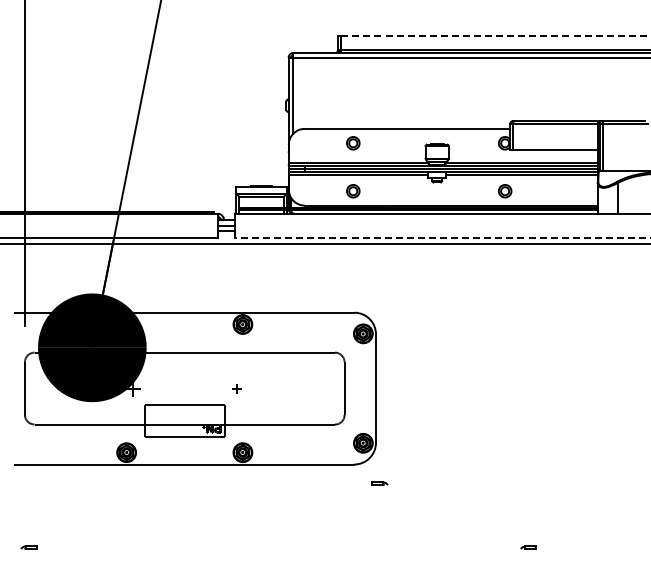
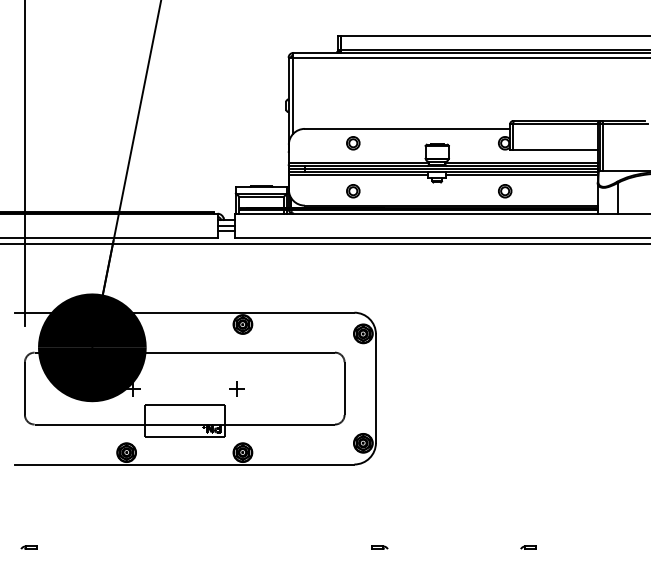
line: dashed -> solid (496, 36)
line: dashed -> solid (442, 237)
part size: 10x10 px -> 16x16 px (236, 388)
part position: (379, 483) -> (379, 547) (379, 547)
